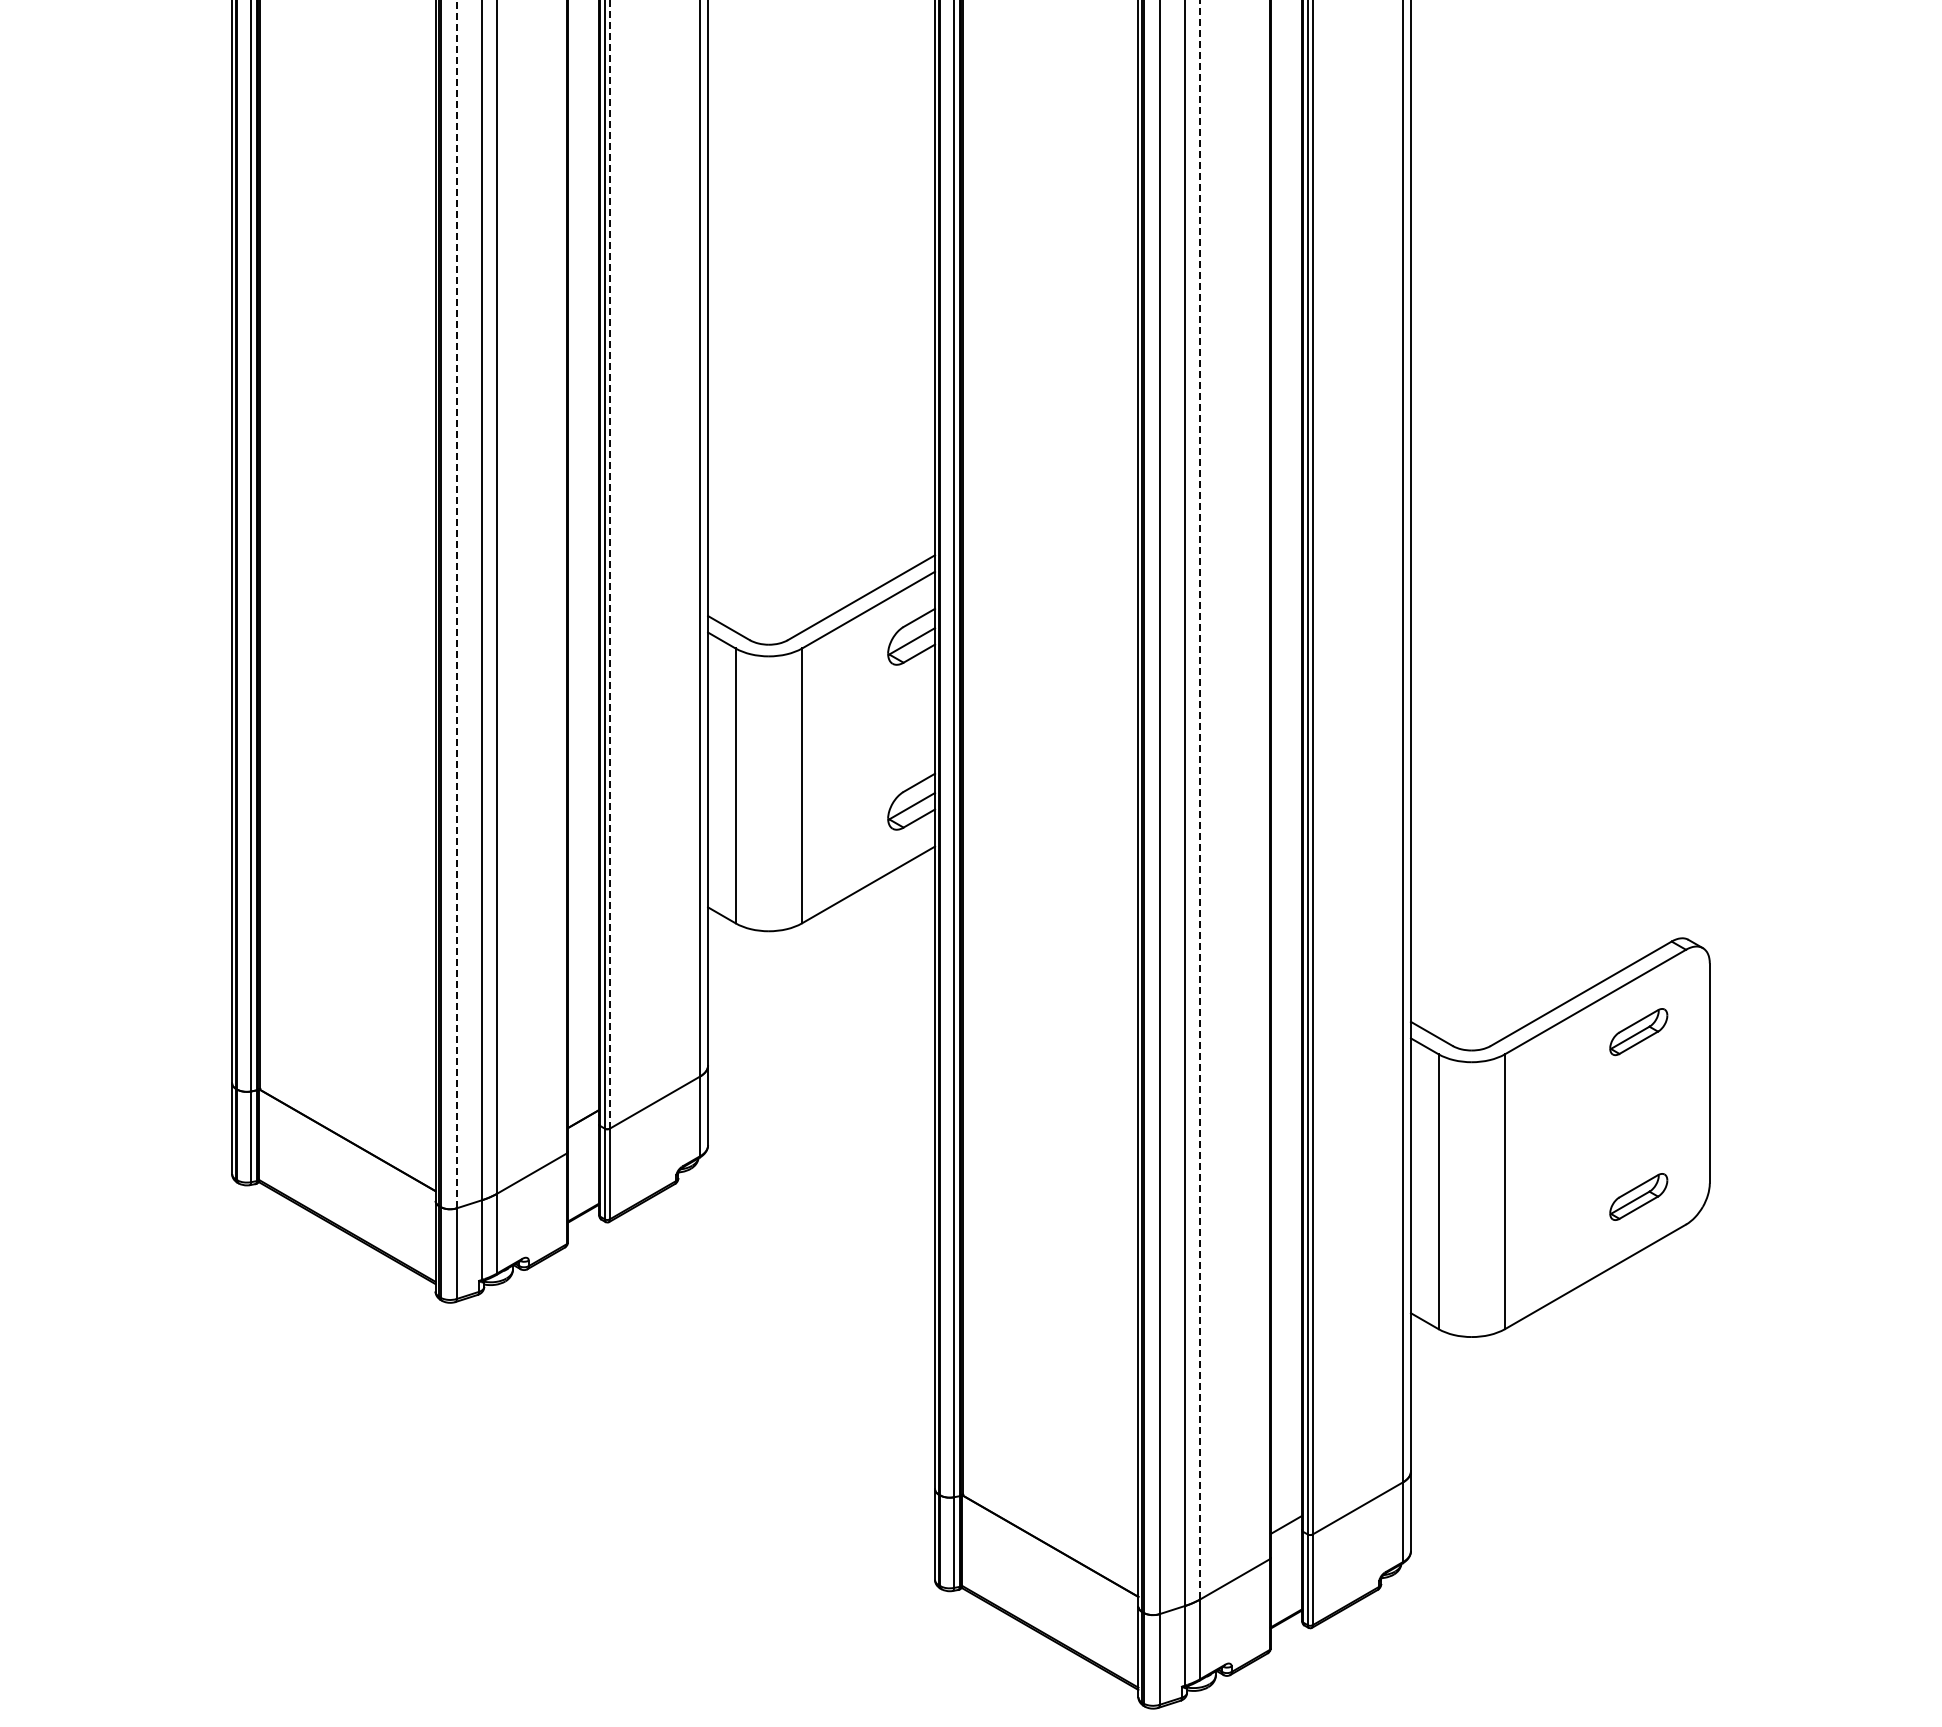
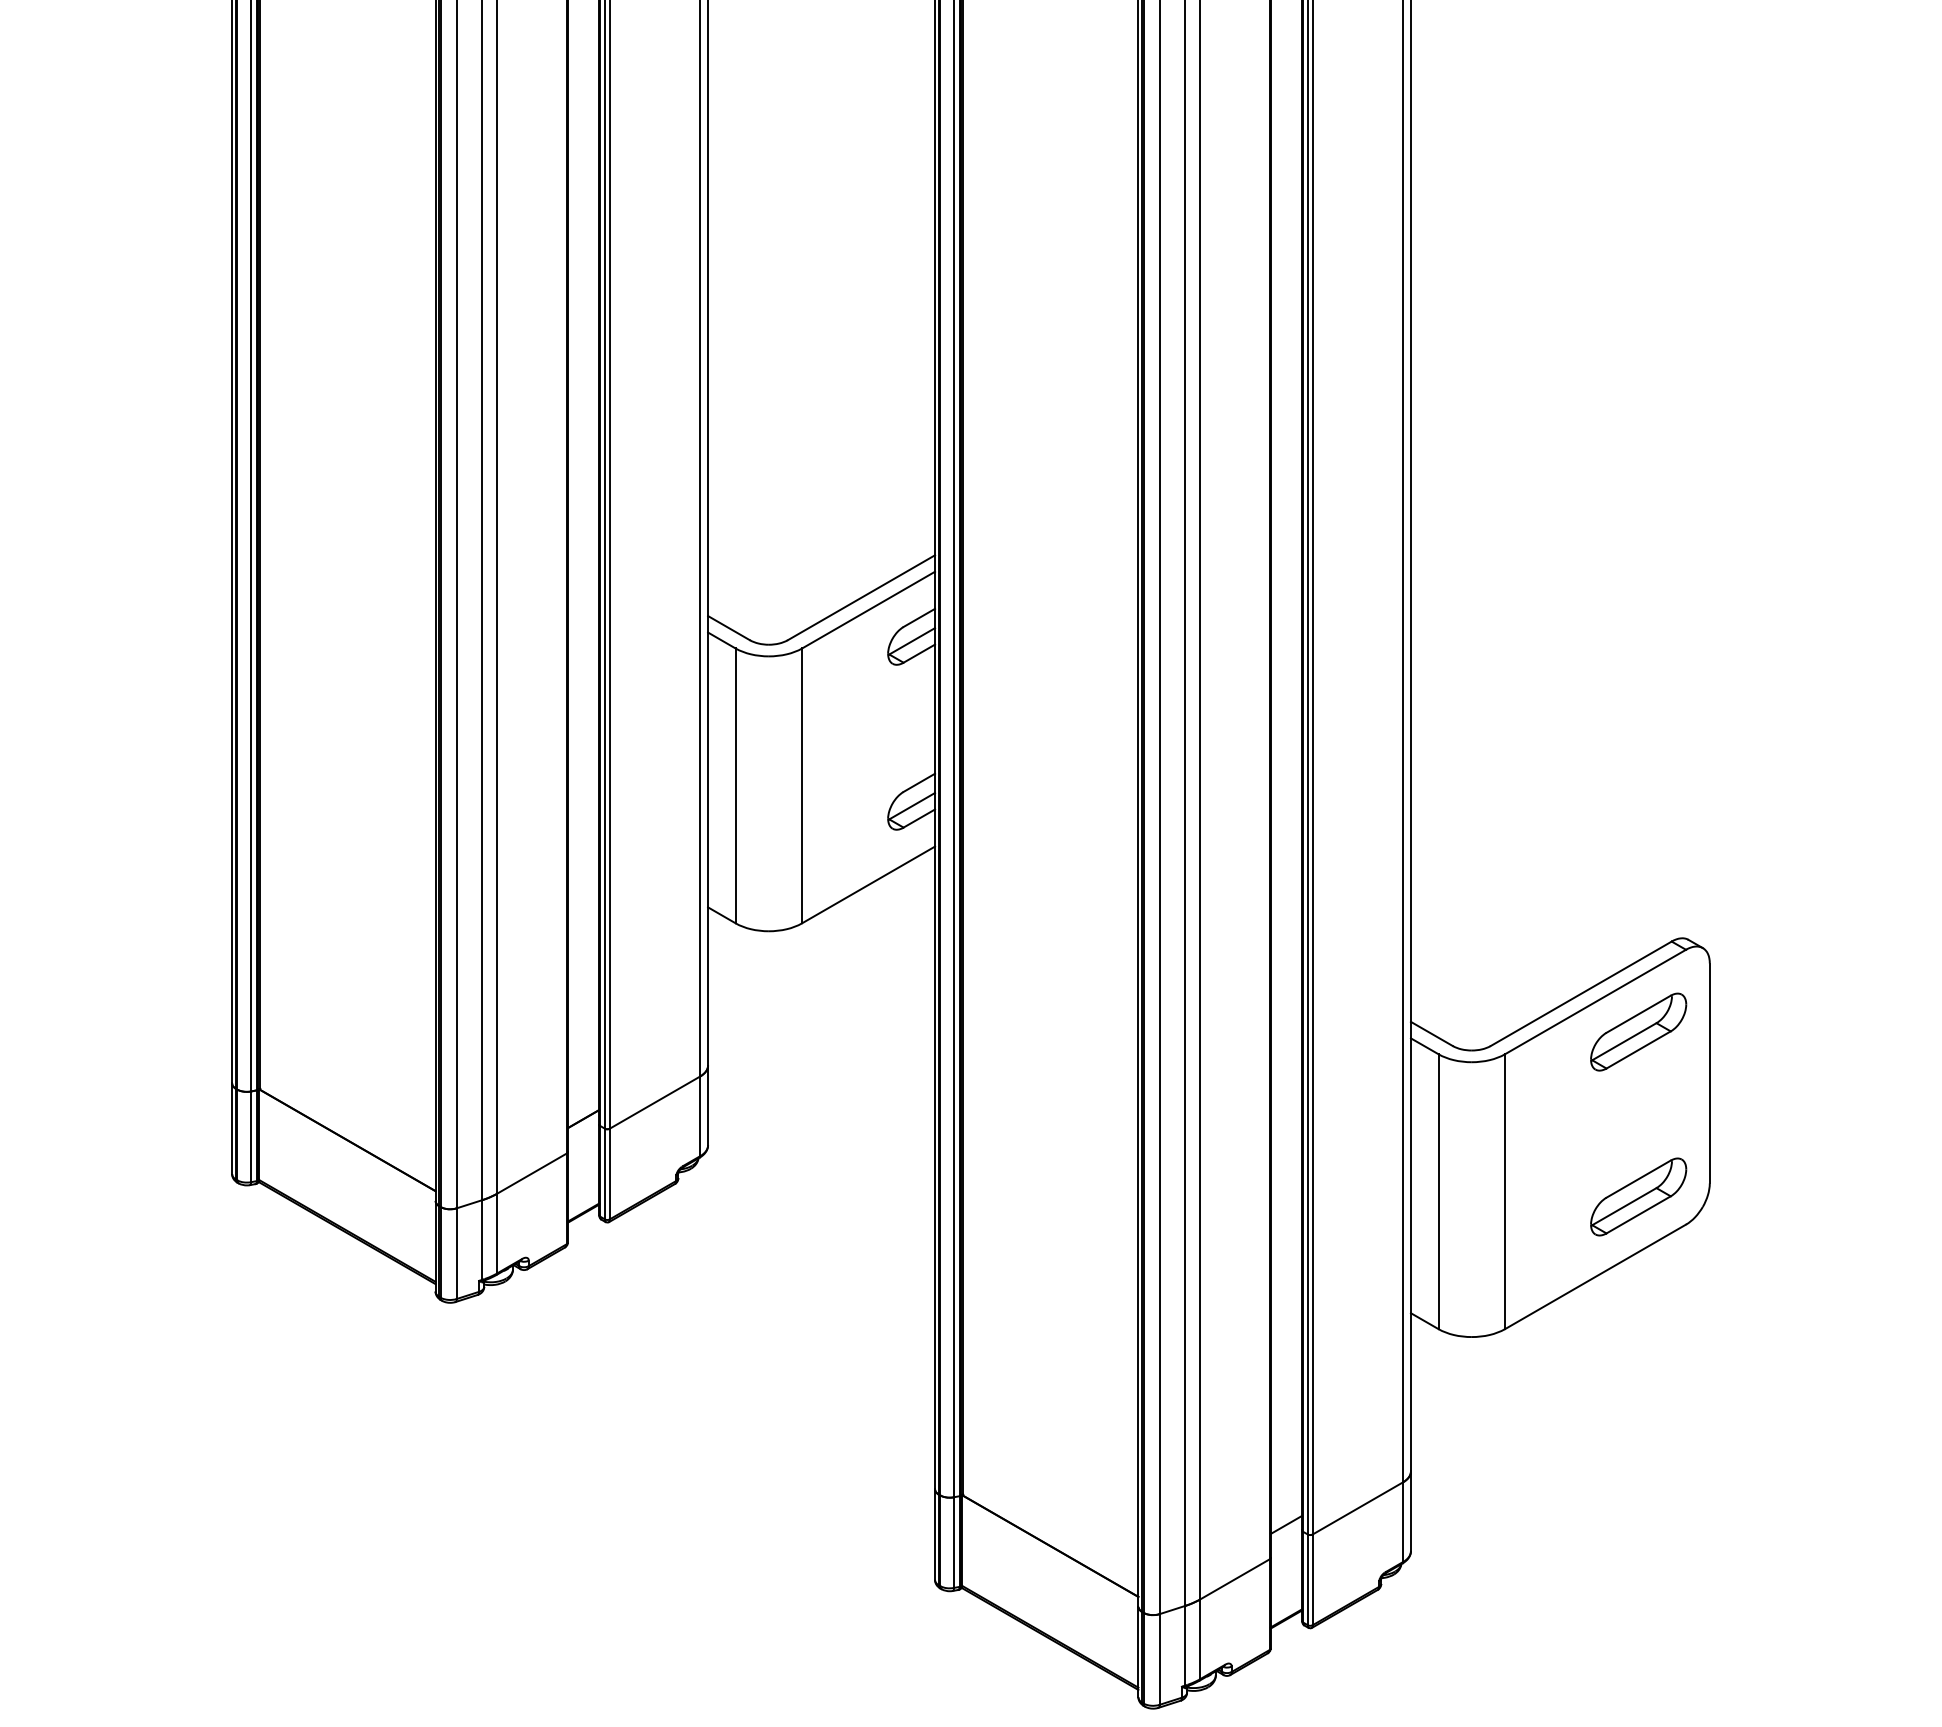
line: dashed -> solid (609, 564)
line: dashed -> solid (456, 604)
line: dashed -> solid (1200, 799)
part size: 60x49 px -> 98x80 px (1638, 1031)
part size: 60x48 px -> 98x80 px (1638, 1196)
